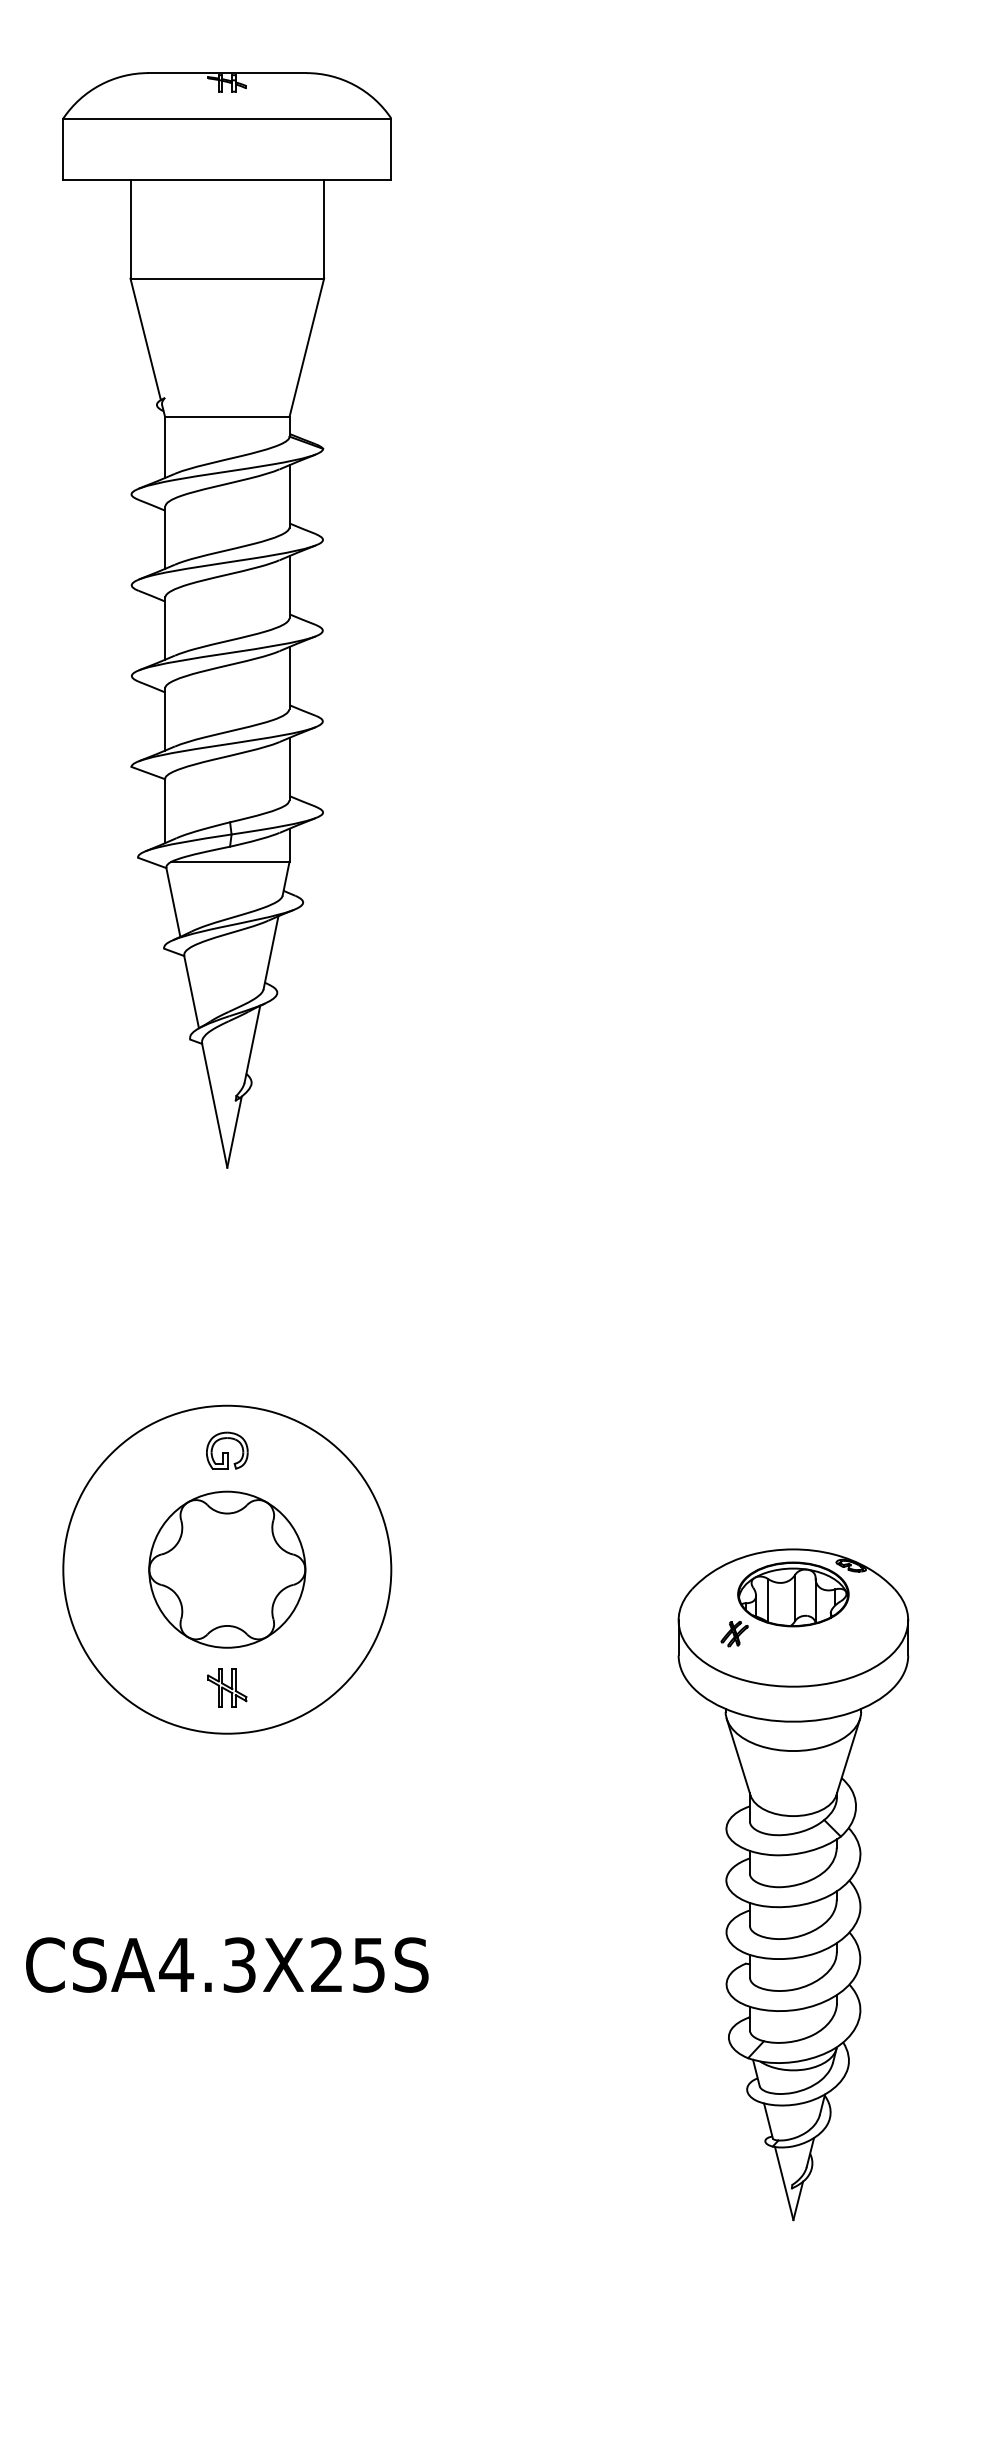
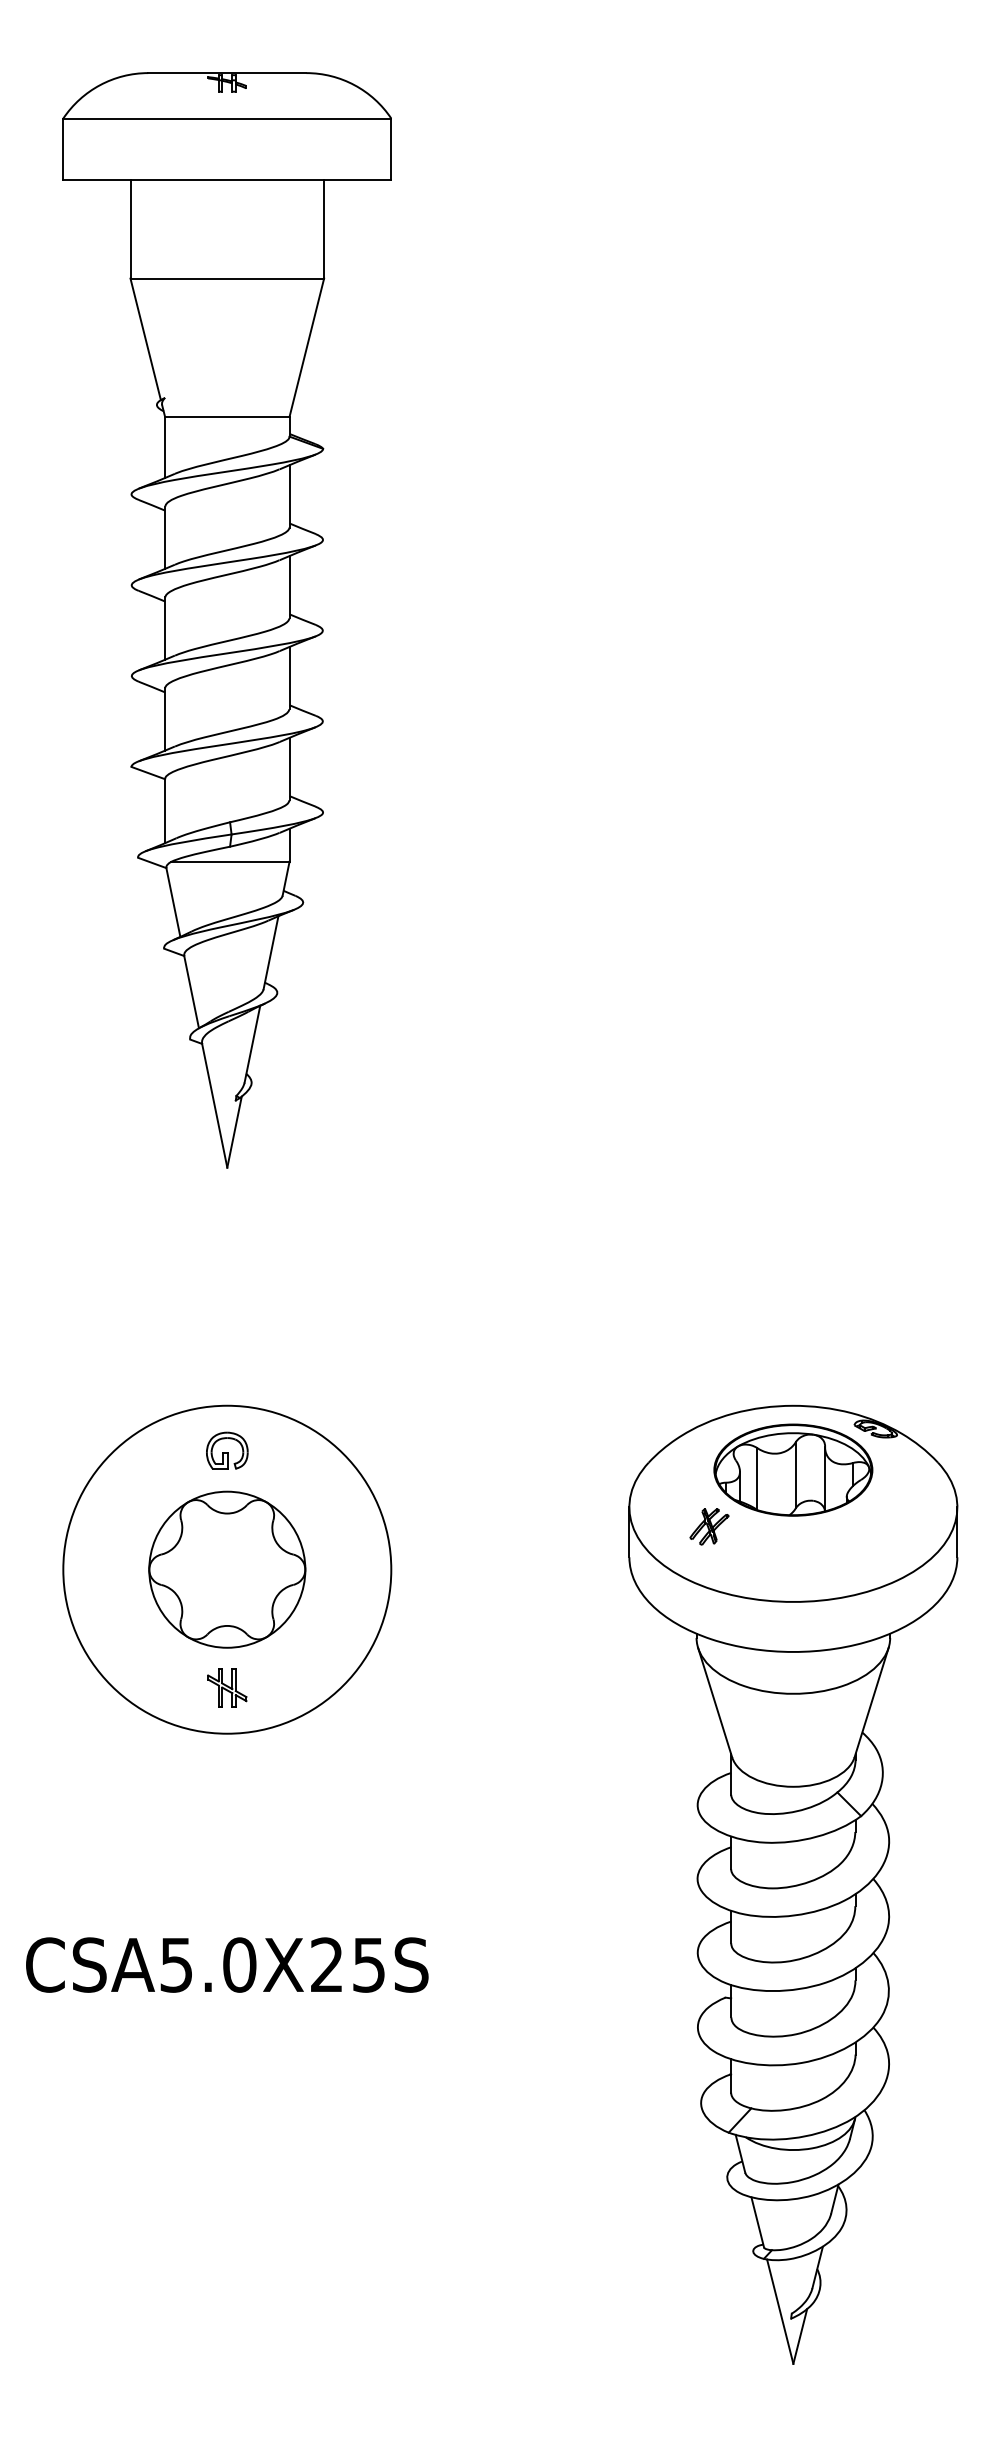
part size: 233x674 px -> 331x961 px (793, 1884)
text: CSA4.3X25S -> CSA5.0X25S (207, 1964)
